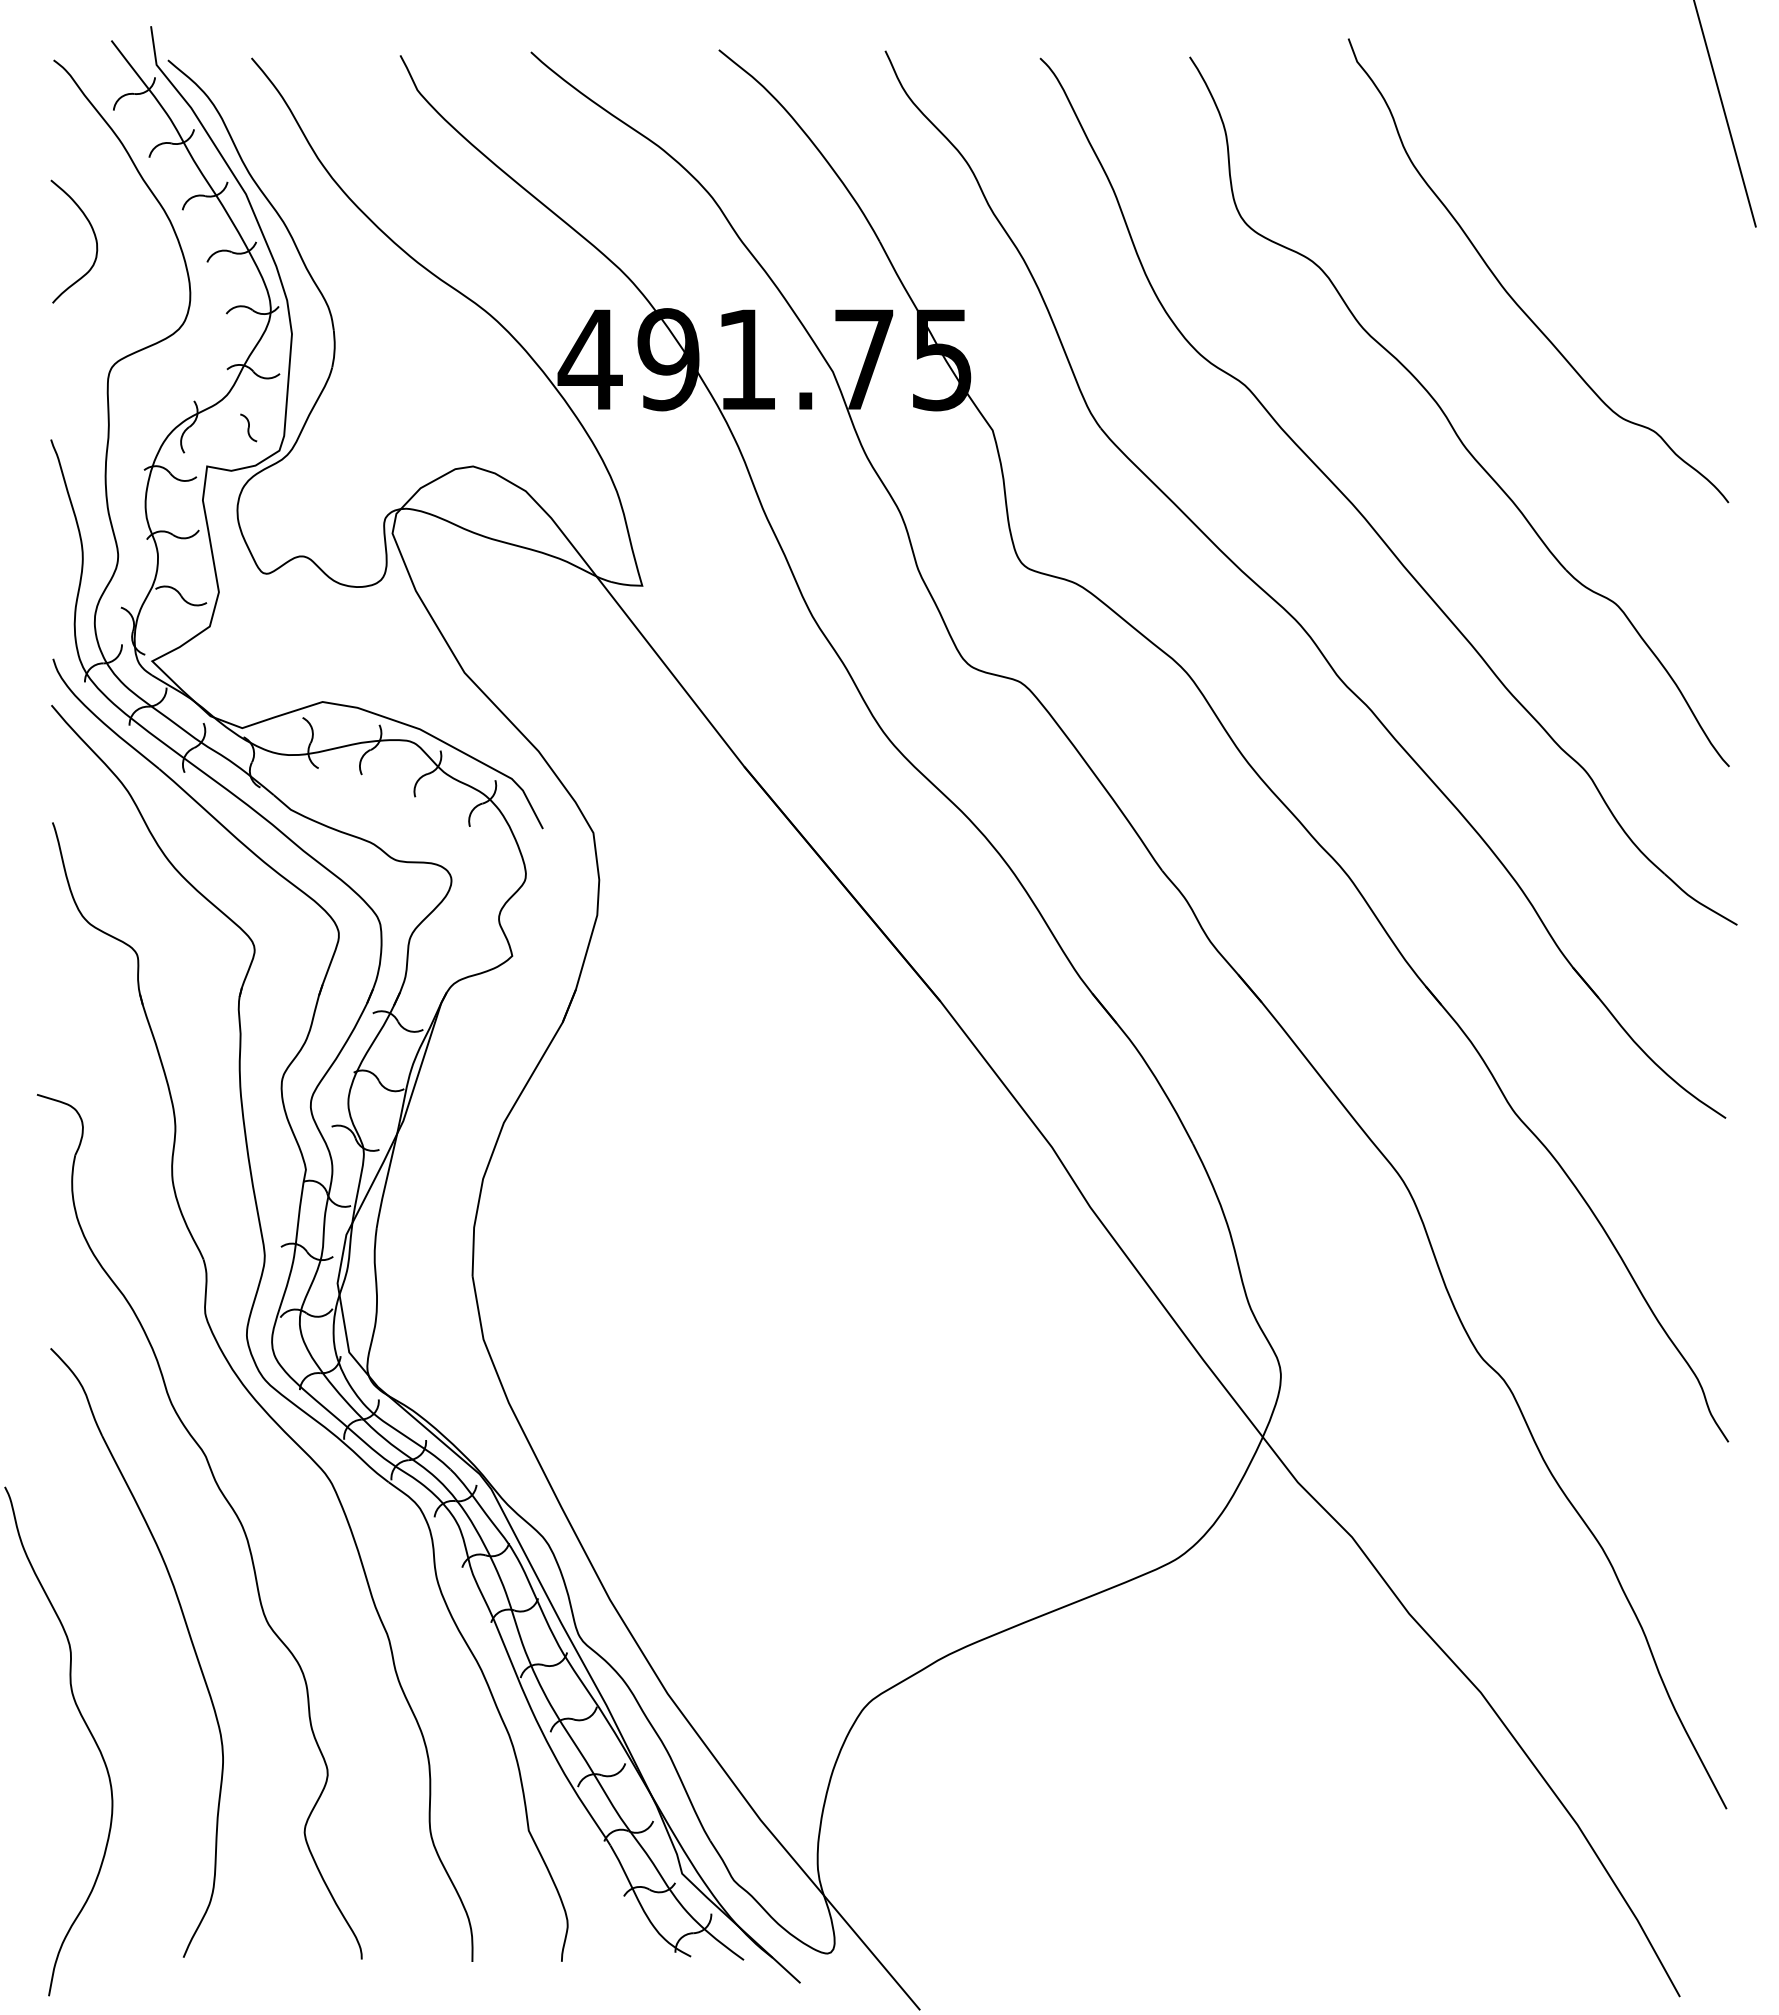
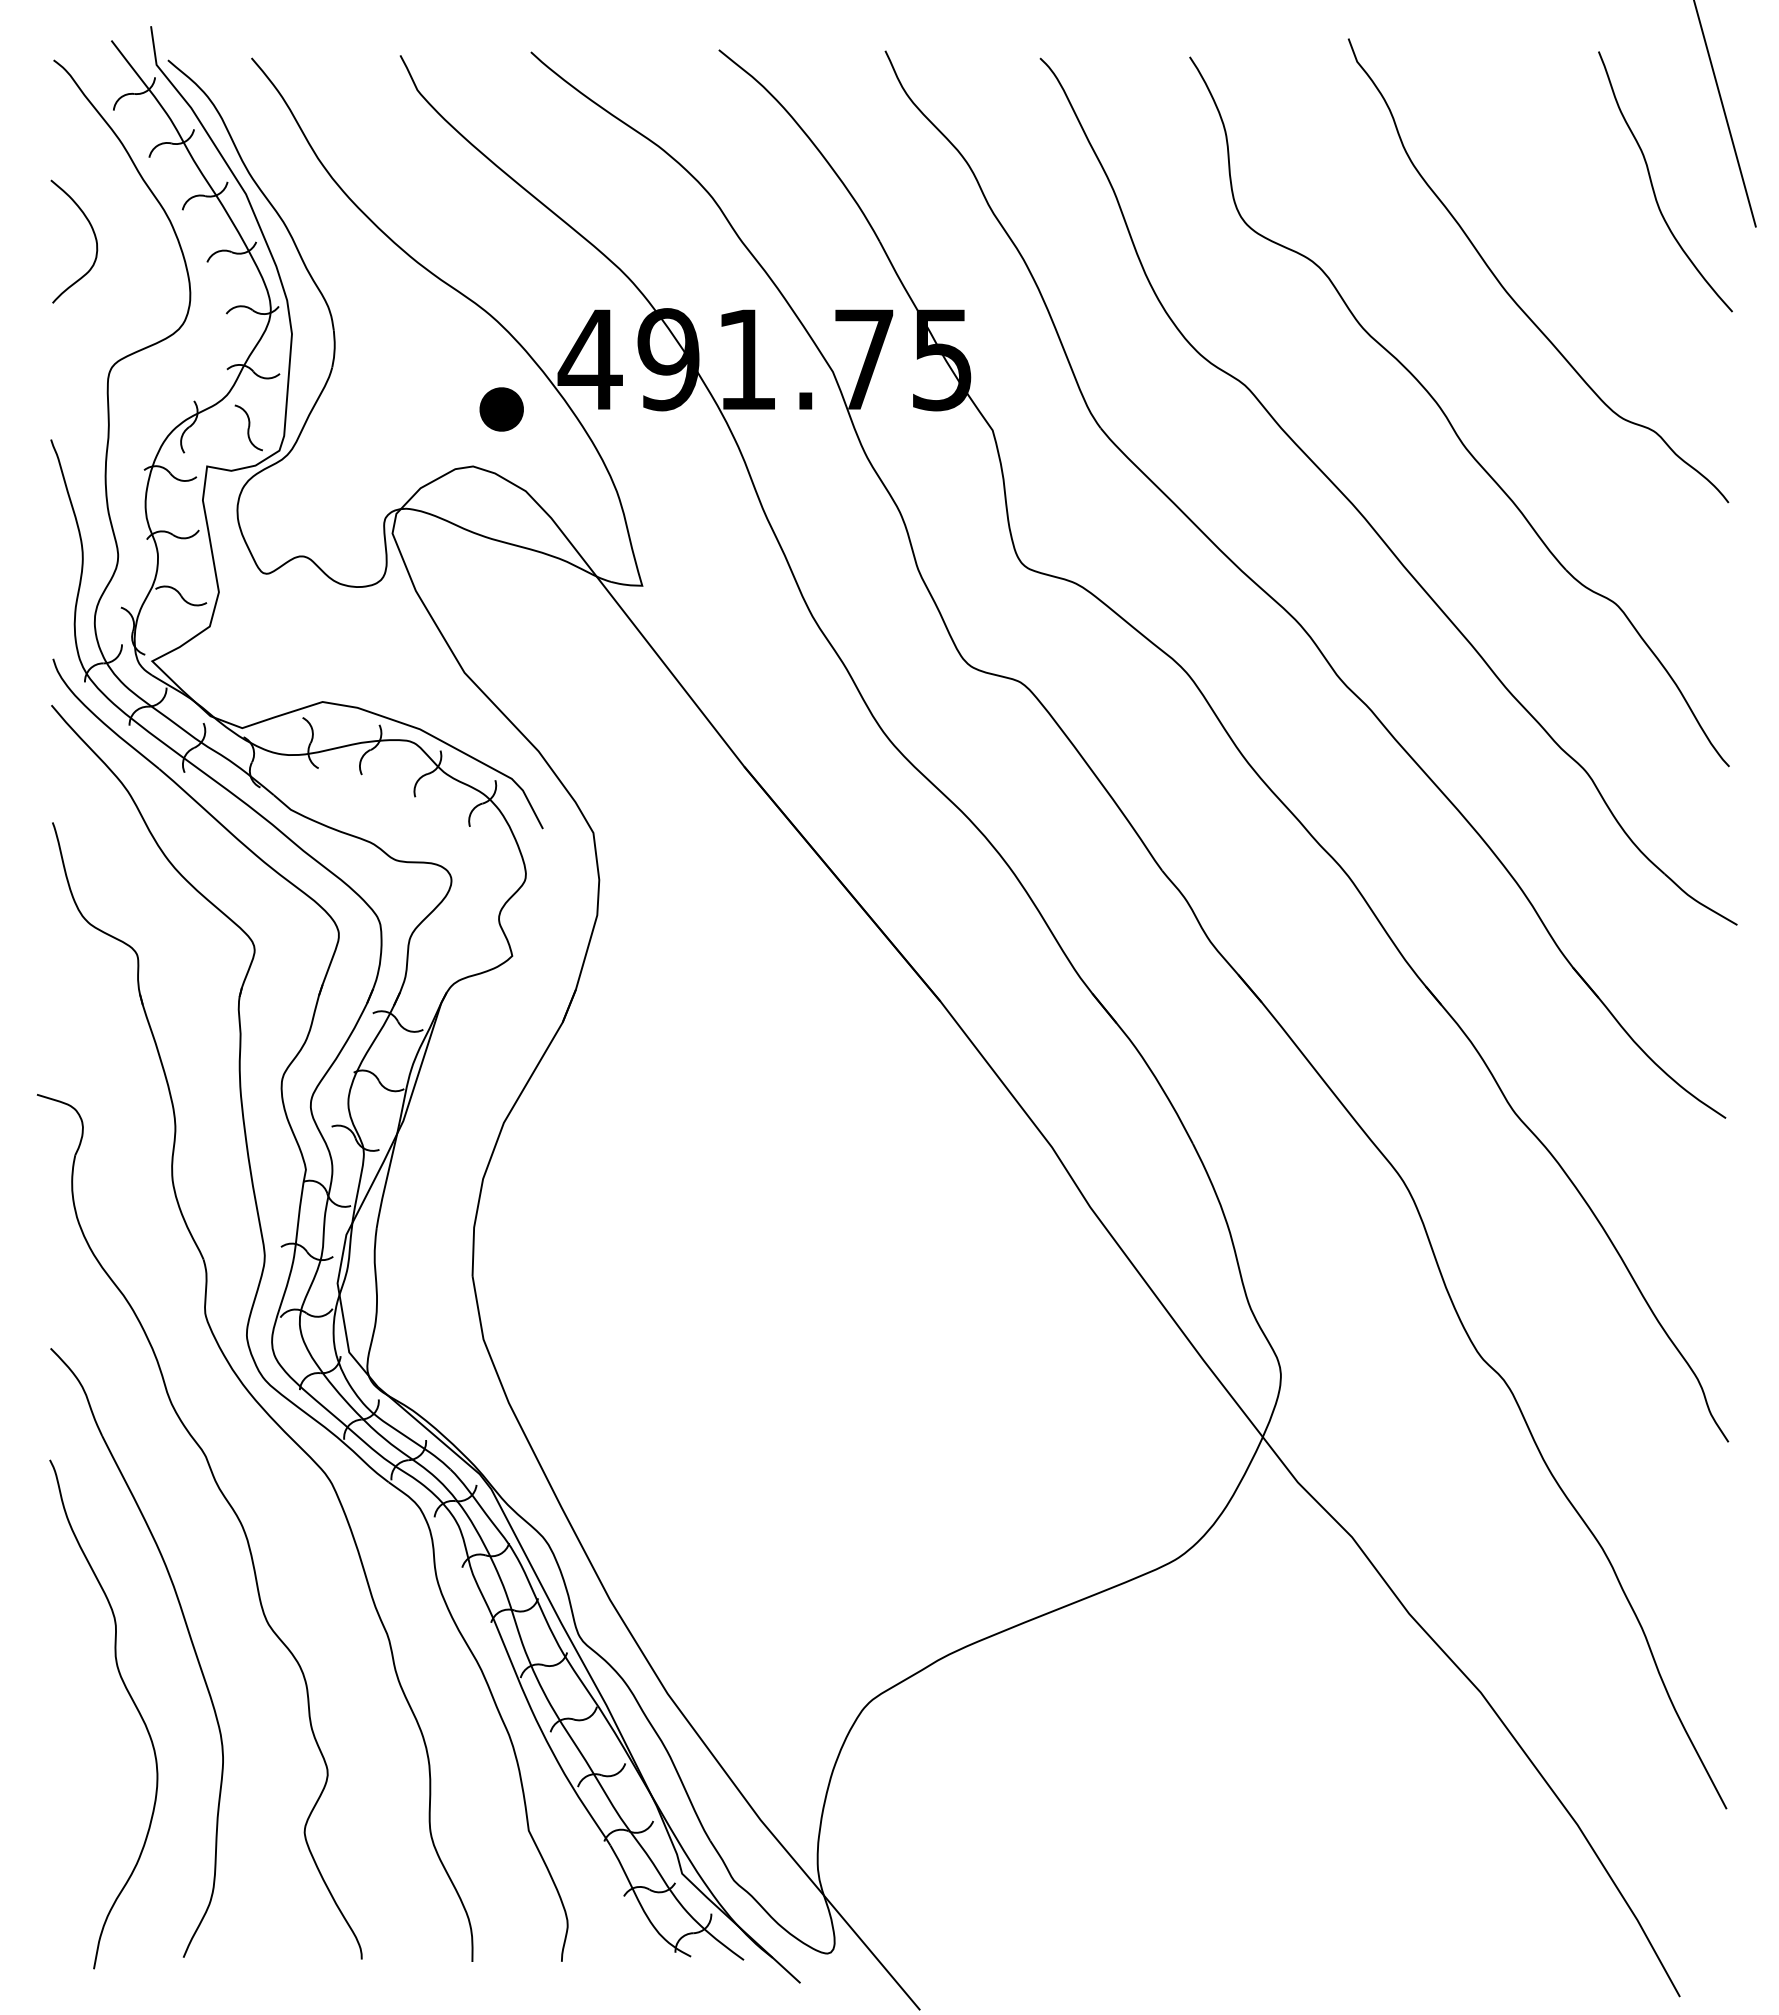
curve: none -> present (1653, 186)
part: none -> present (501, 409)
part size: 18x30 px -> 29x48 px (248, 427)
curve position: (86, 1727) -> (131, 1700) (131, 1700)
